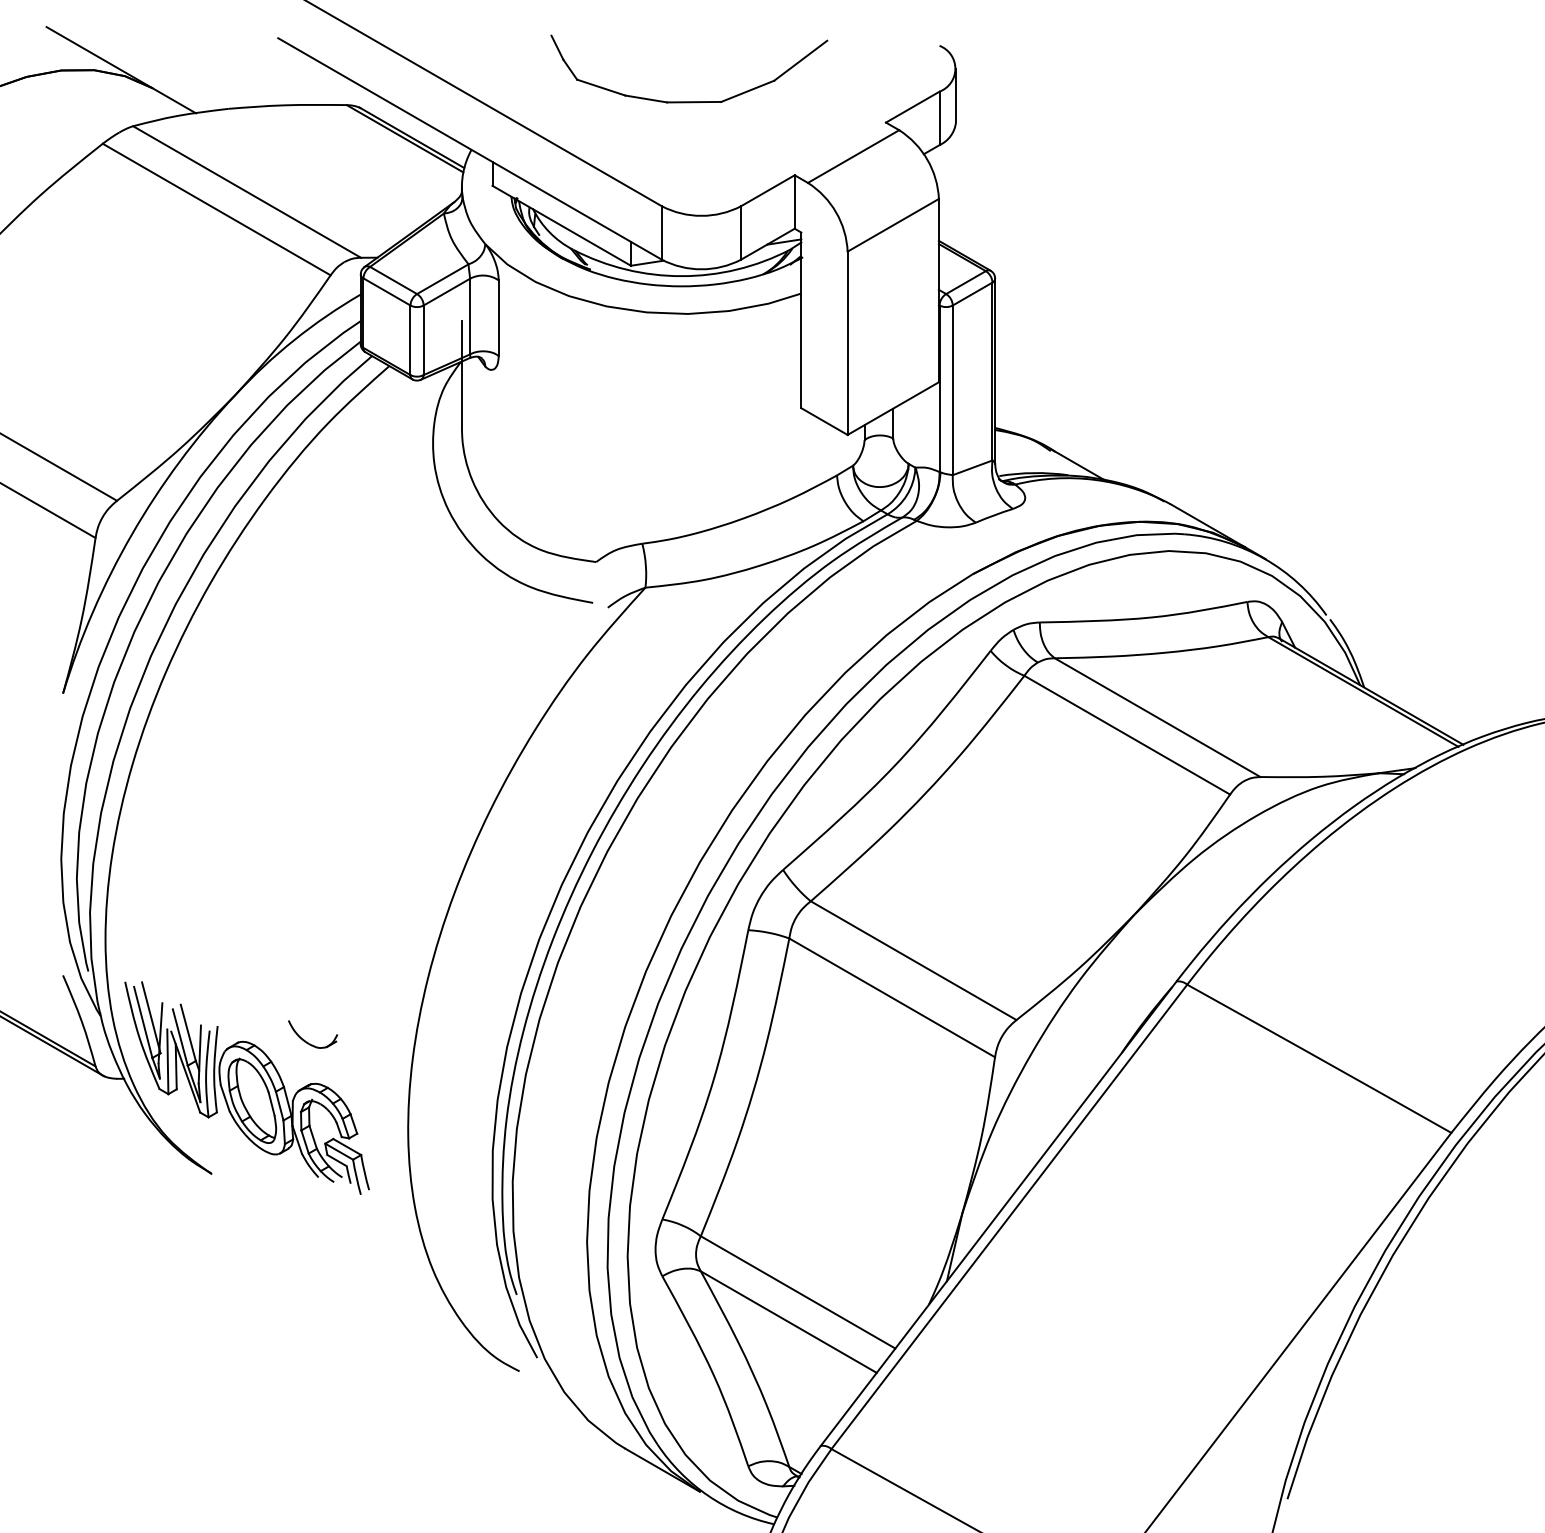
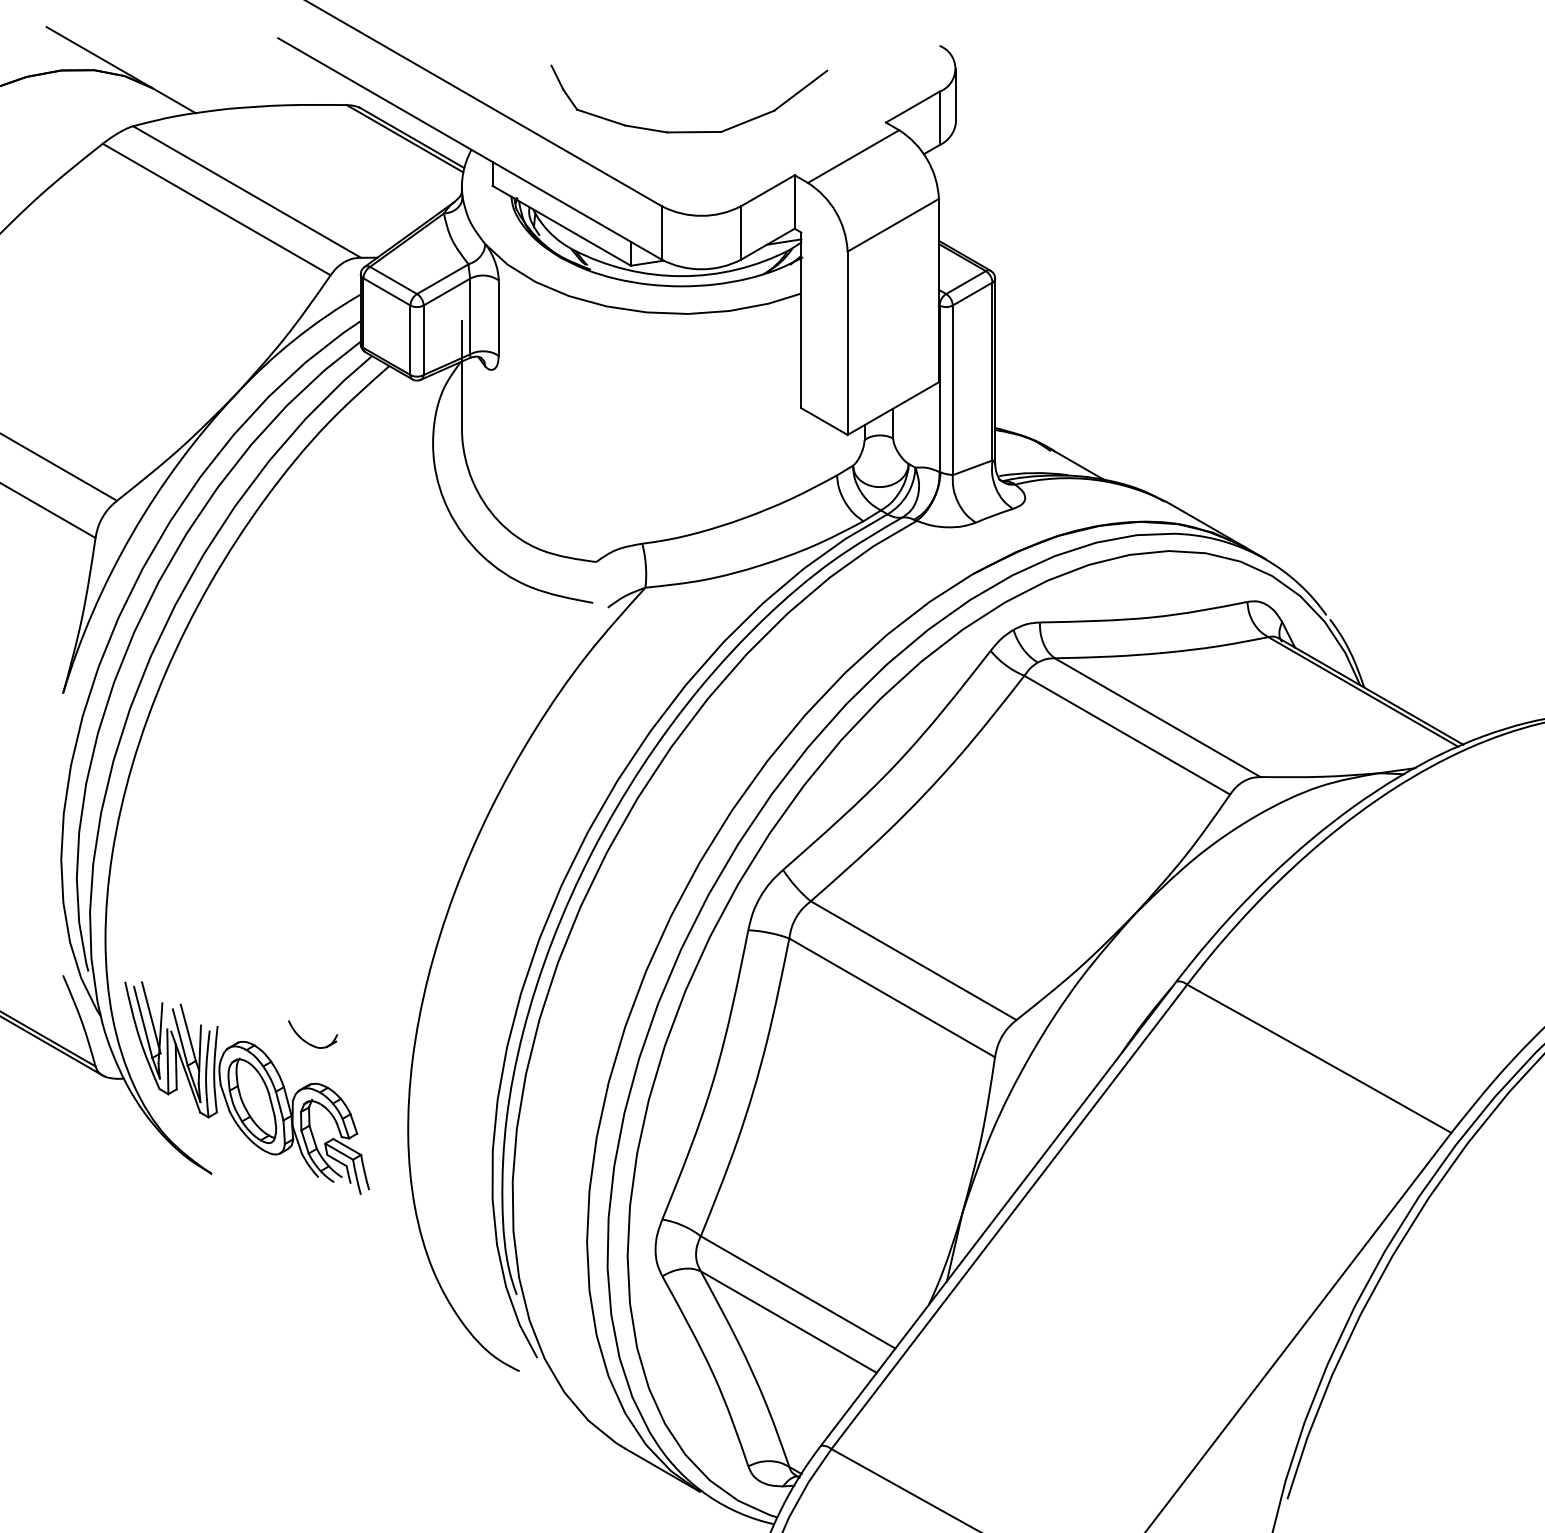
part position: (689, 101) -> (689, 131) (689, 131)
